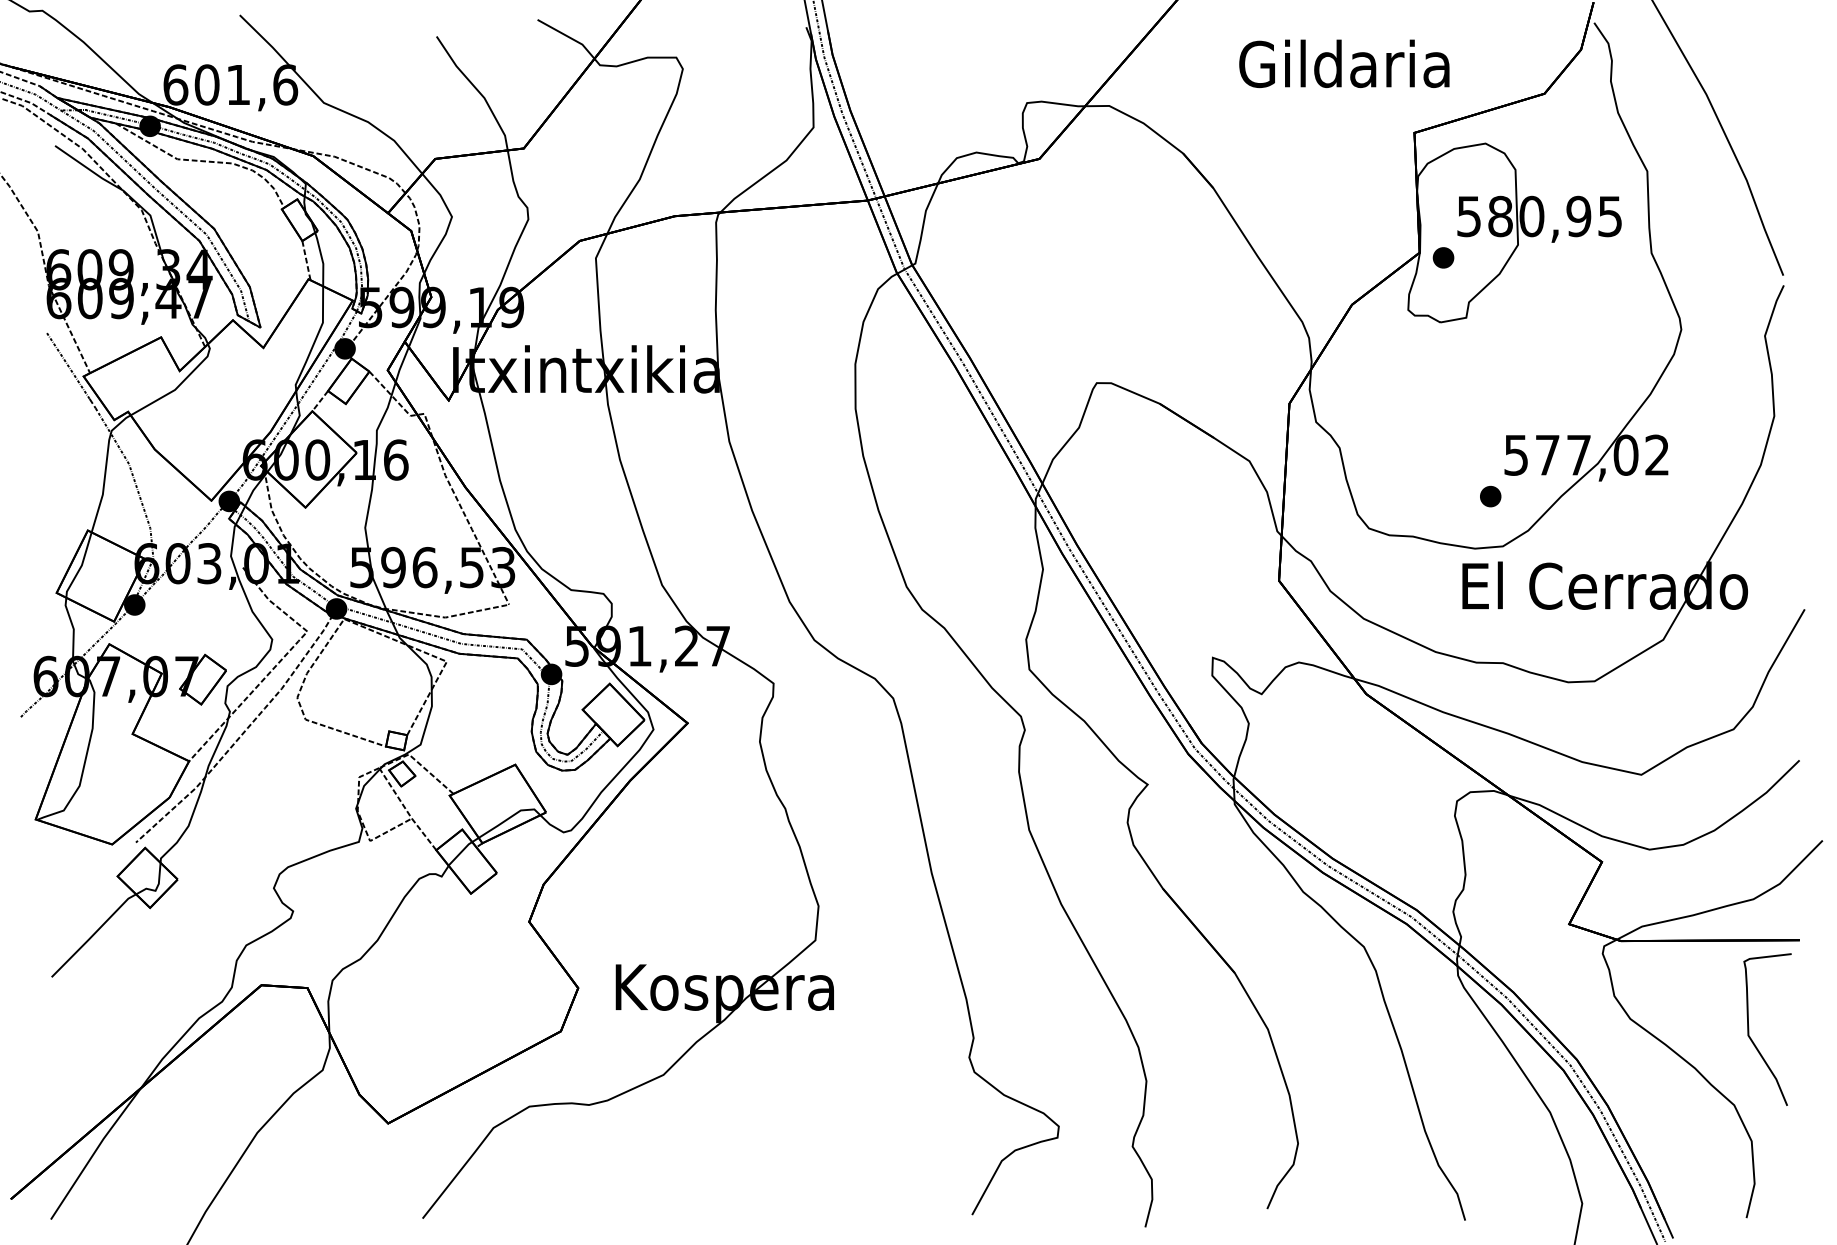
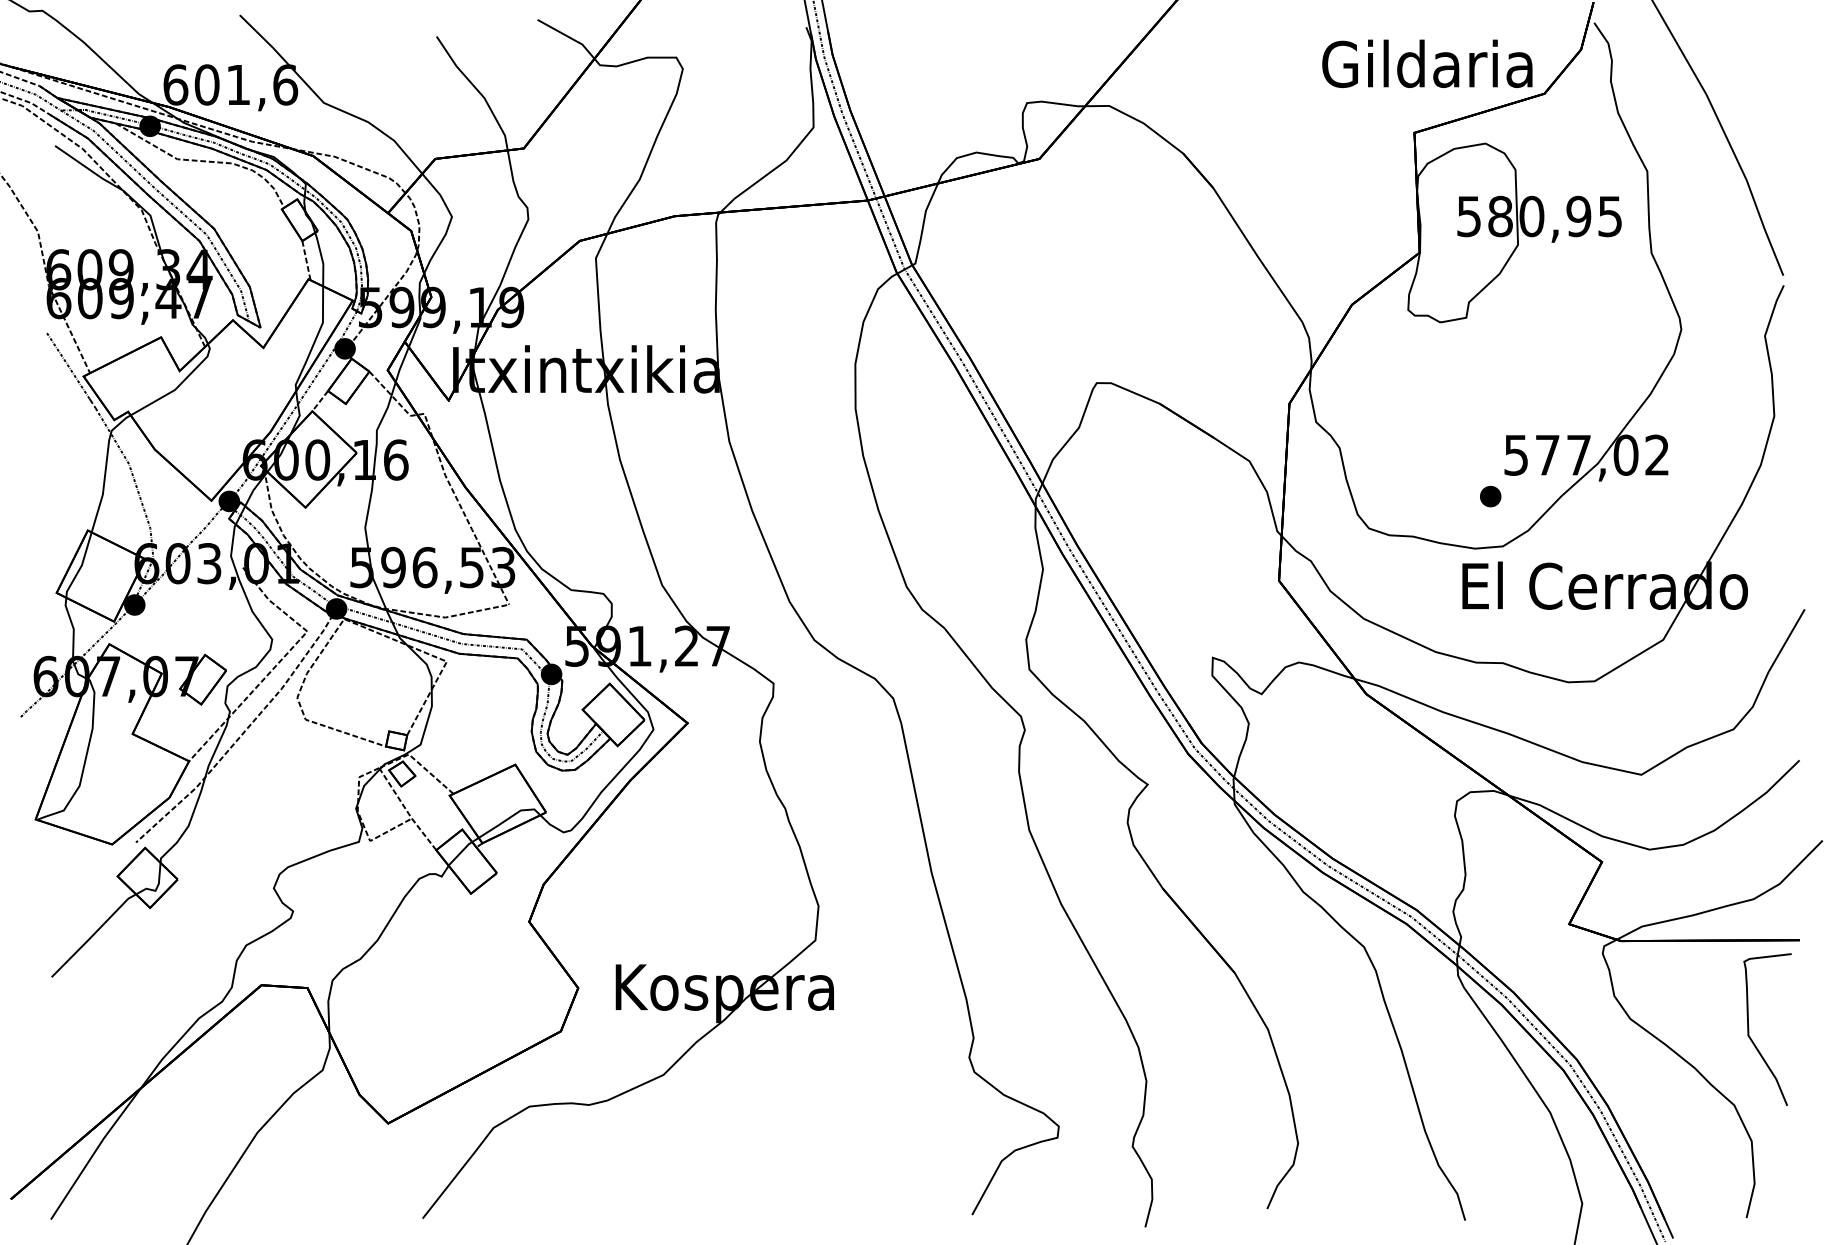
text position: (1344, 63) -> (1427, 63) (1427, 63)
part: present -> none (1443, 257)
